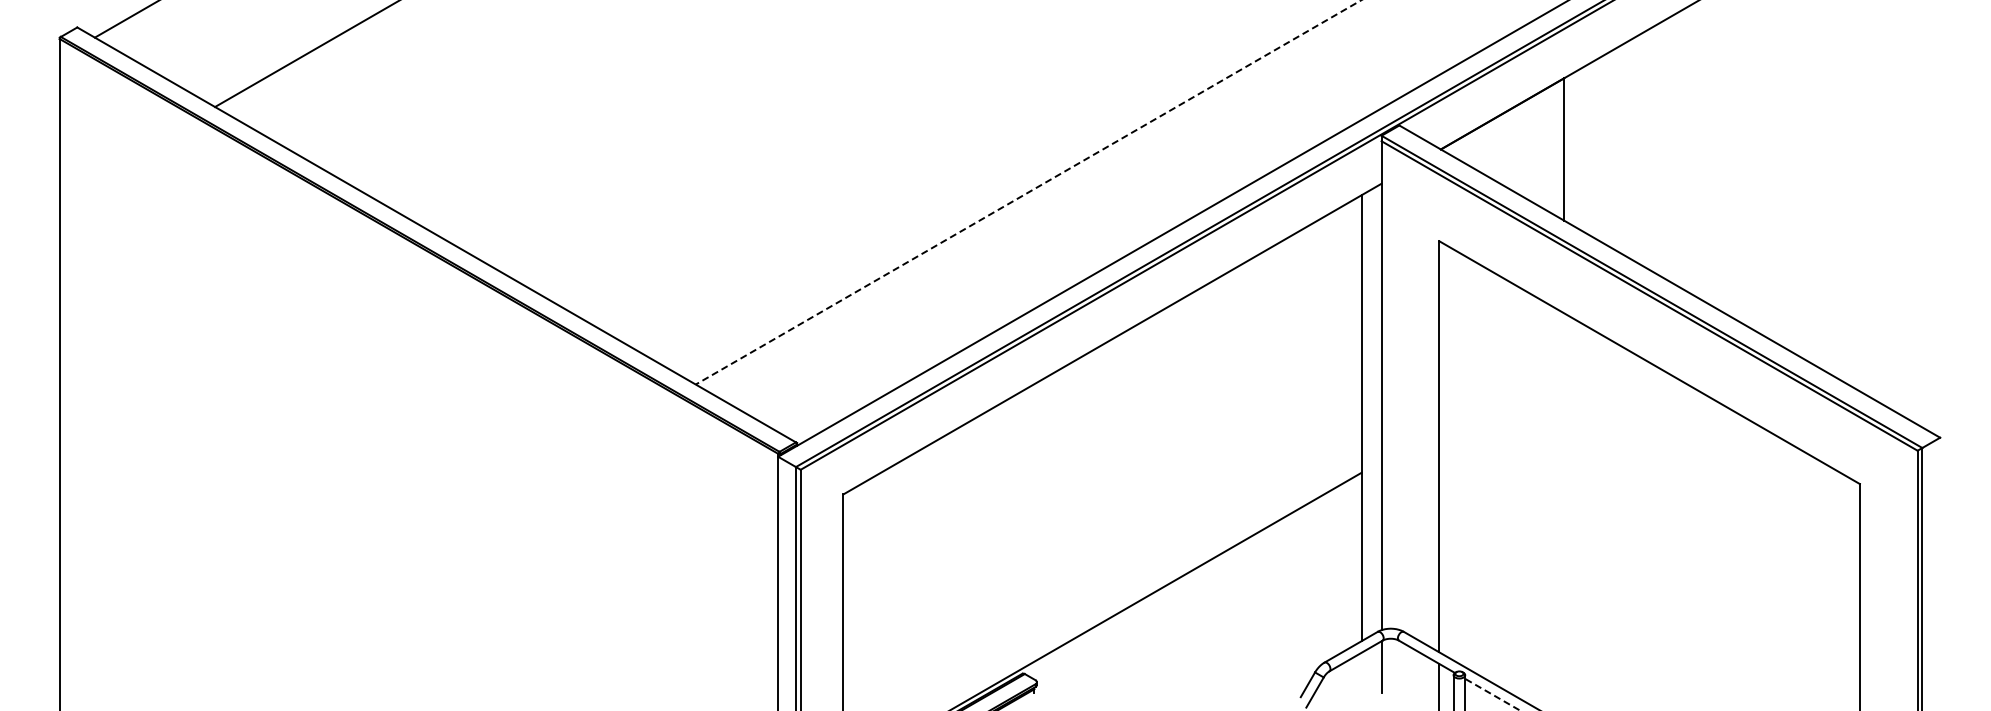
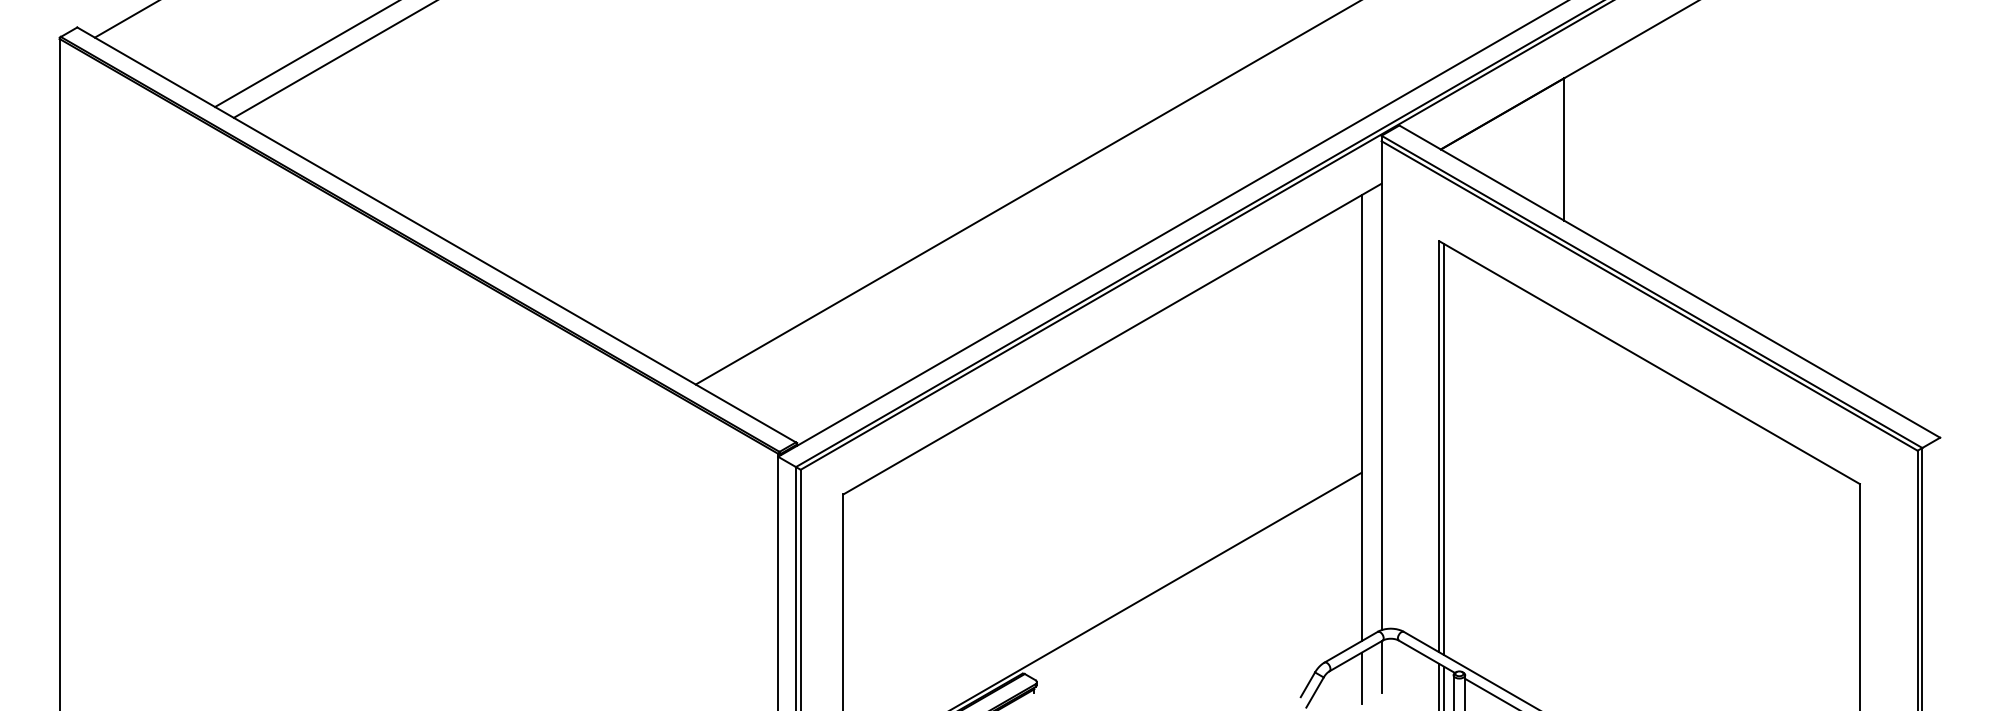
line: none -> present (333, 59)
line: dashed -> solid (1028, 192)
line: none -> present (1444, 449)
line: none -> present (1361, 677)
line: none -> present (1444, 686)
line: dashed -> solid (1492, 694)
